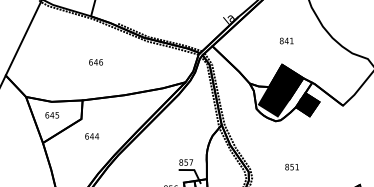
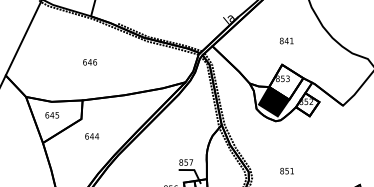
text position: (95, 62) -> (89, 62) (89, 62)
fill: present -> none (286, 81)
fill: present -> none (307, 104)
text position: (291, 166) -> (286, 170) (286, 170)
